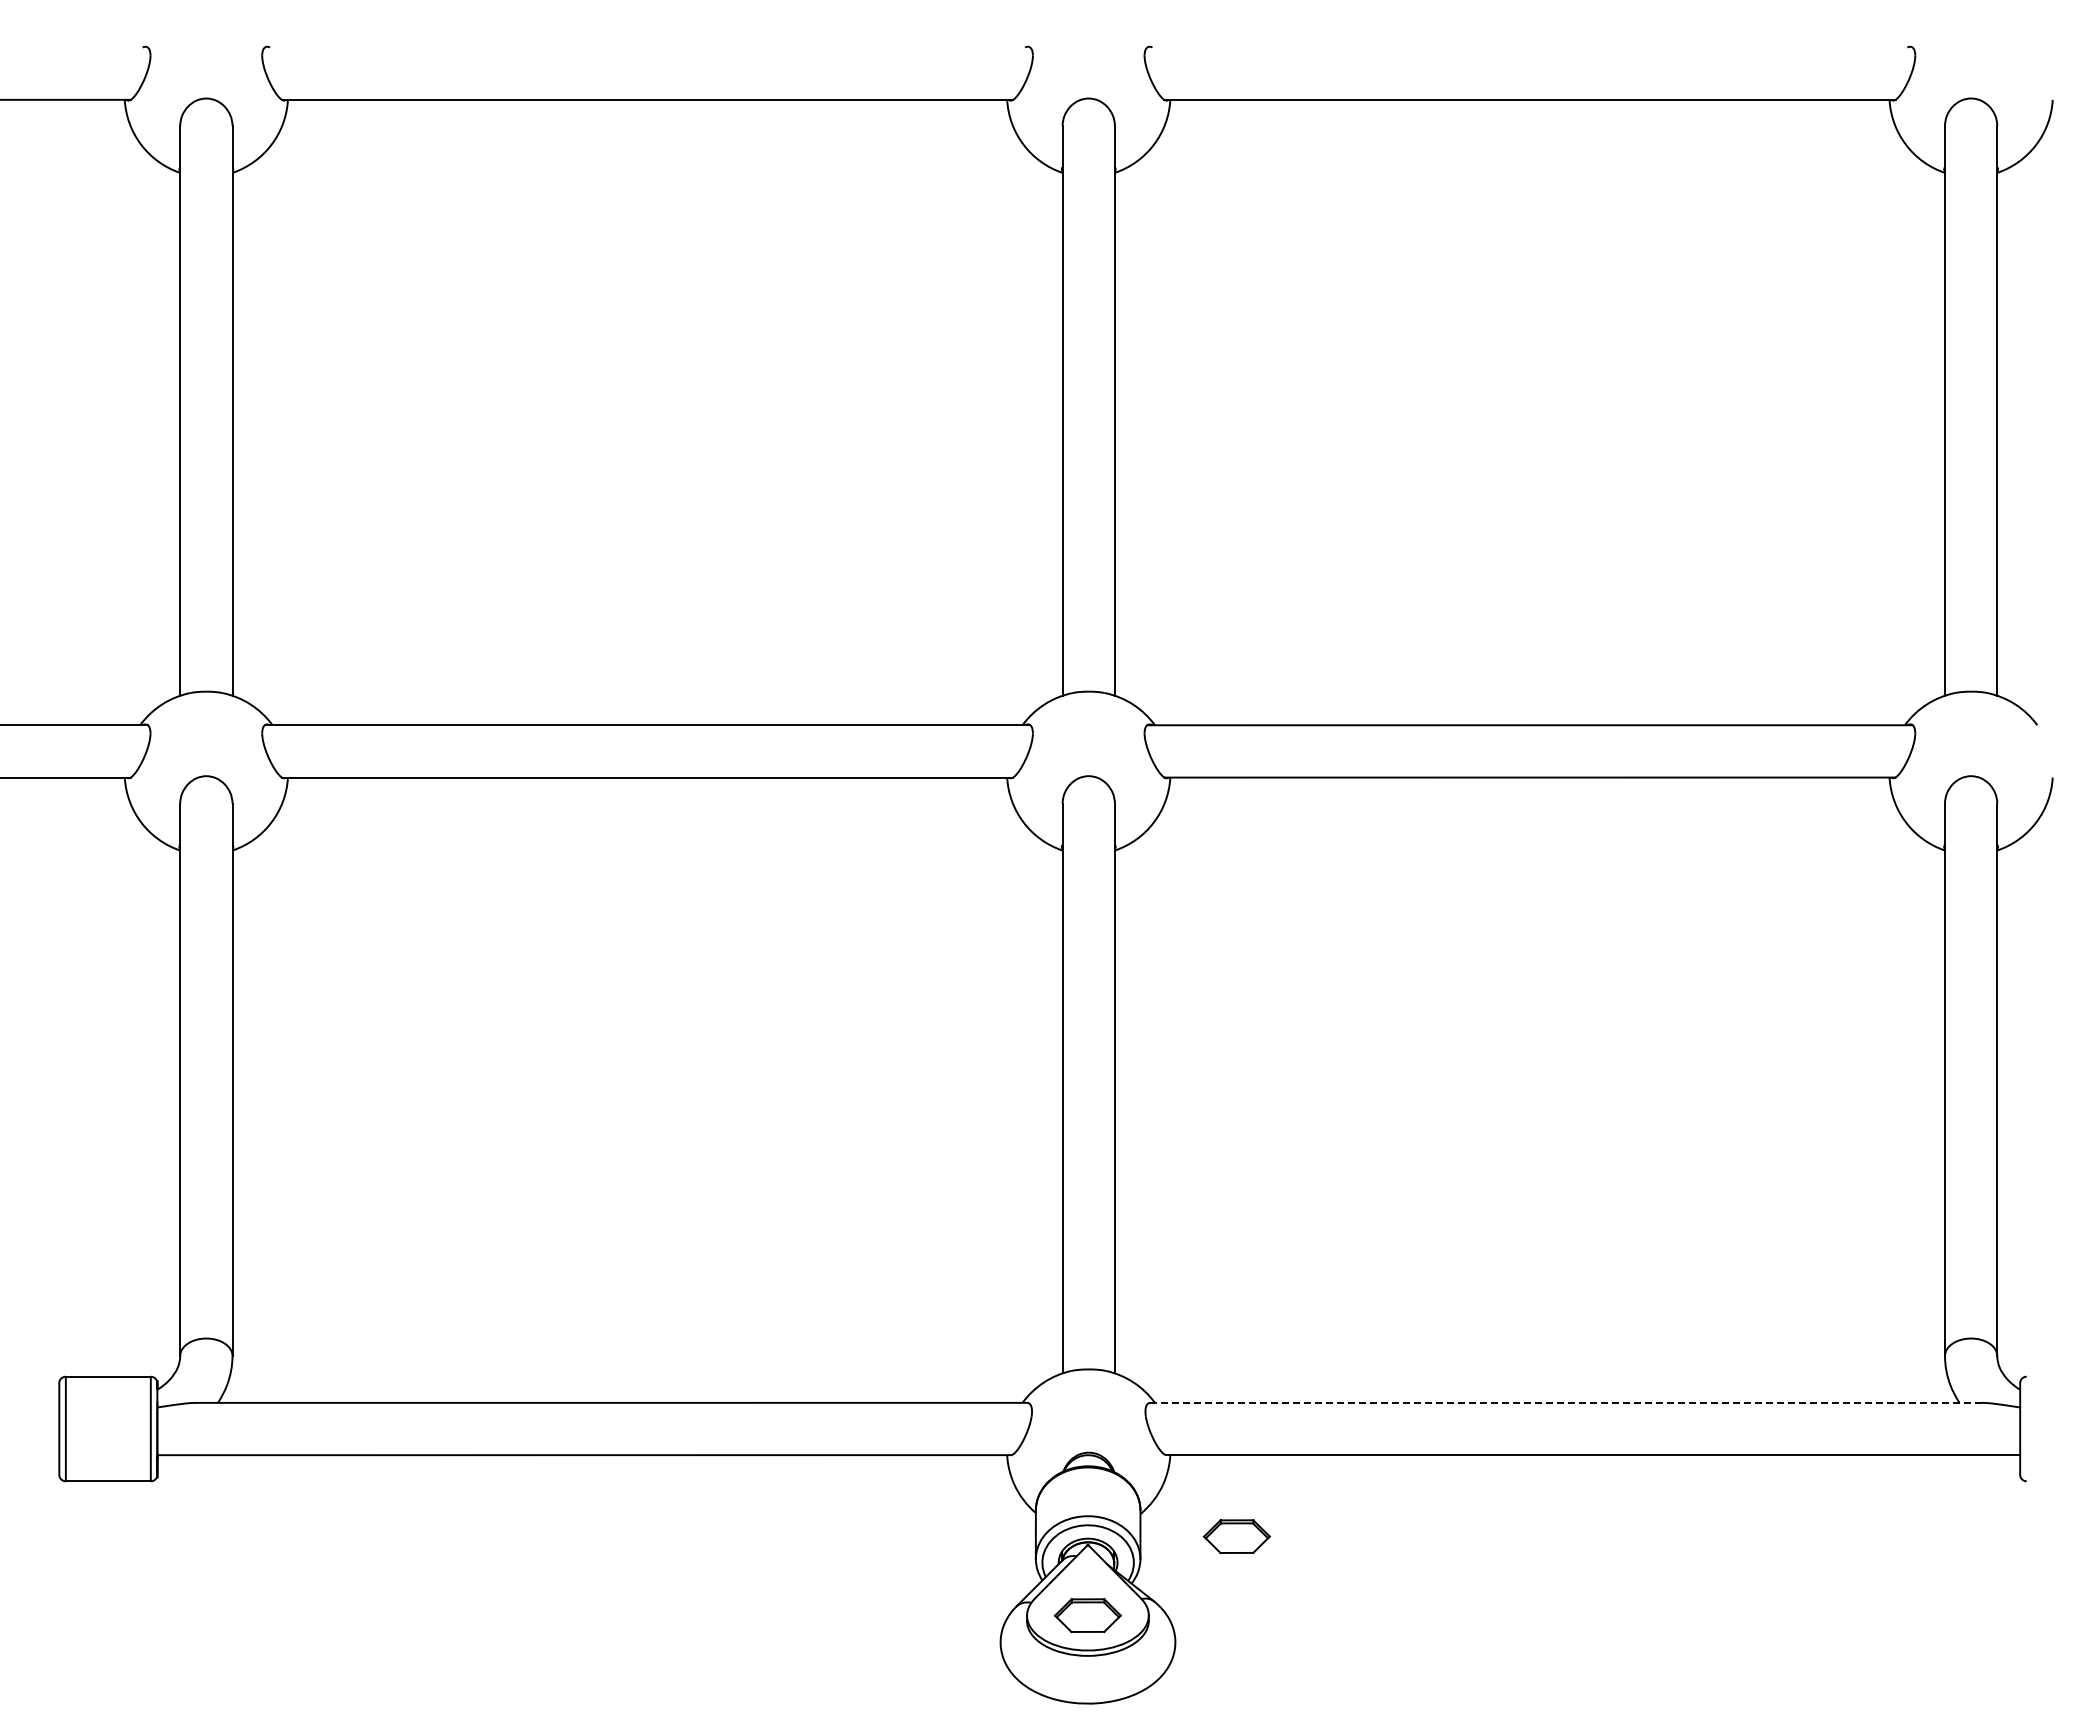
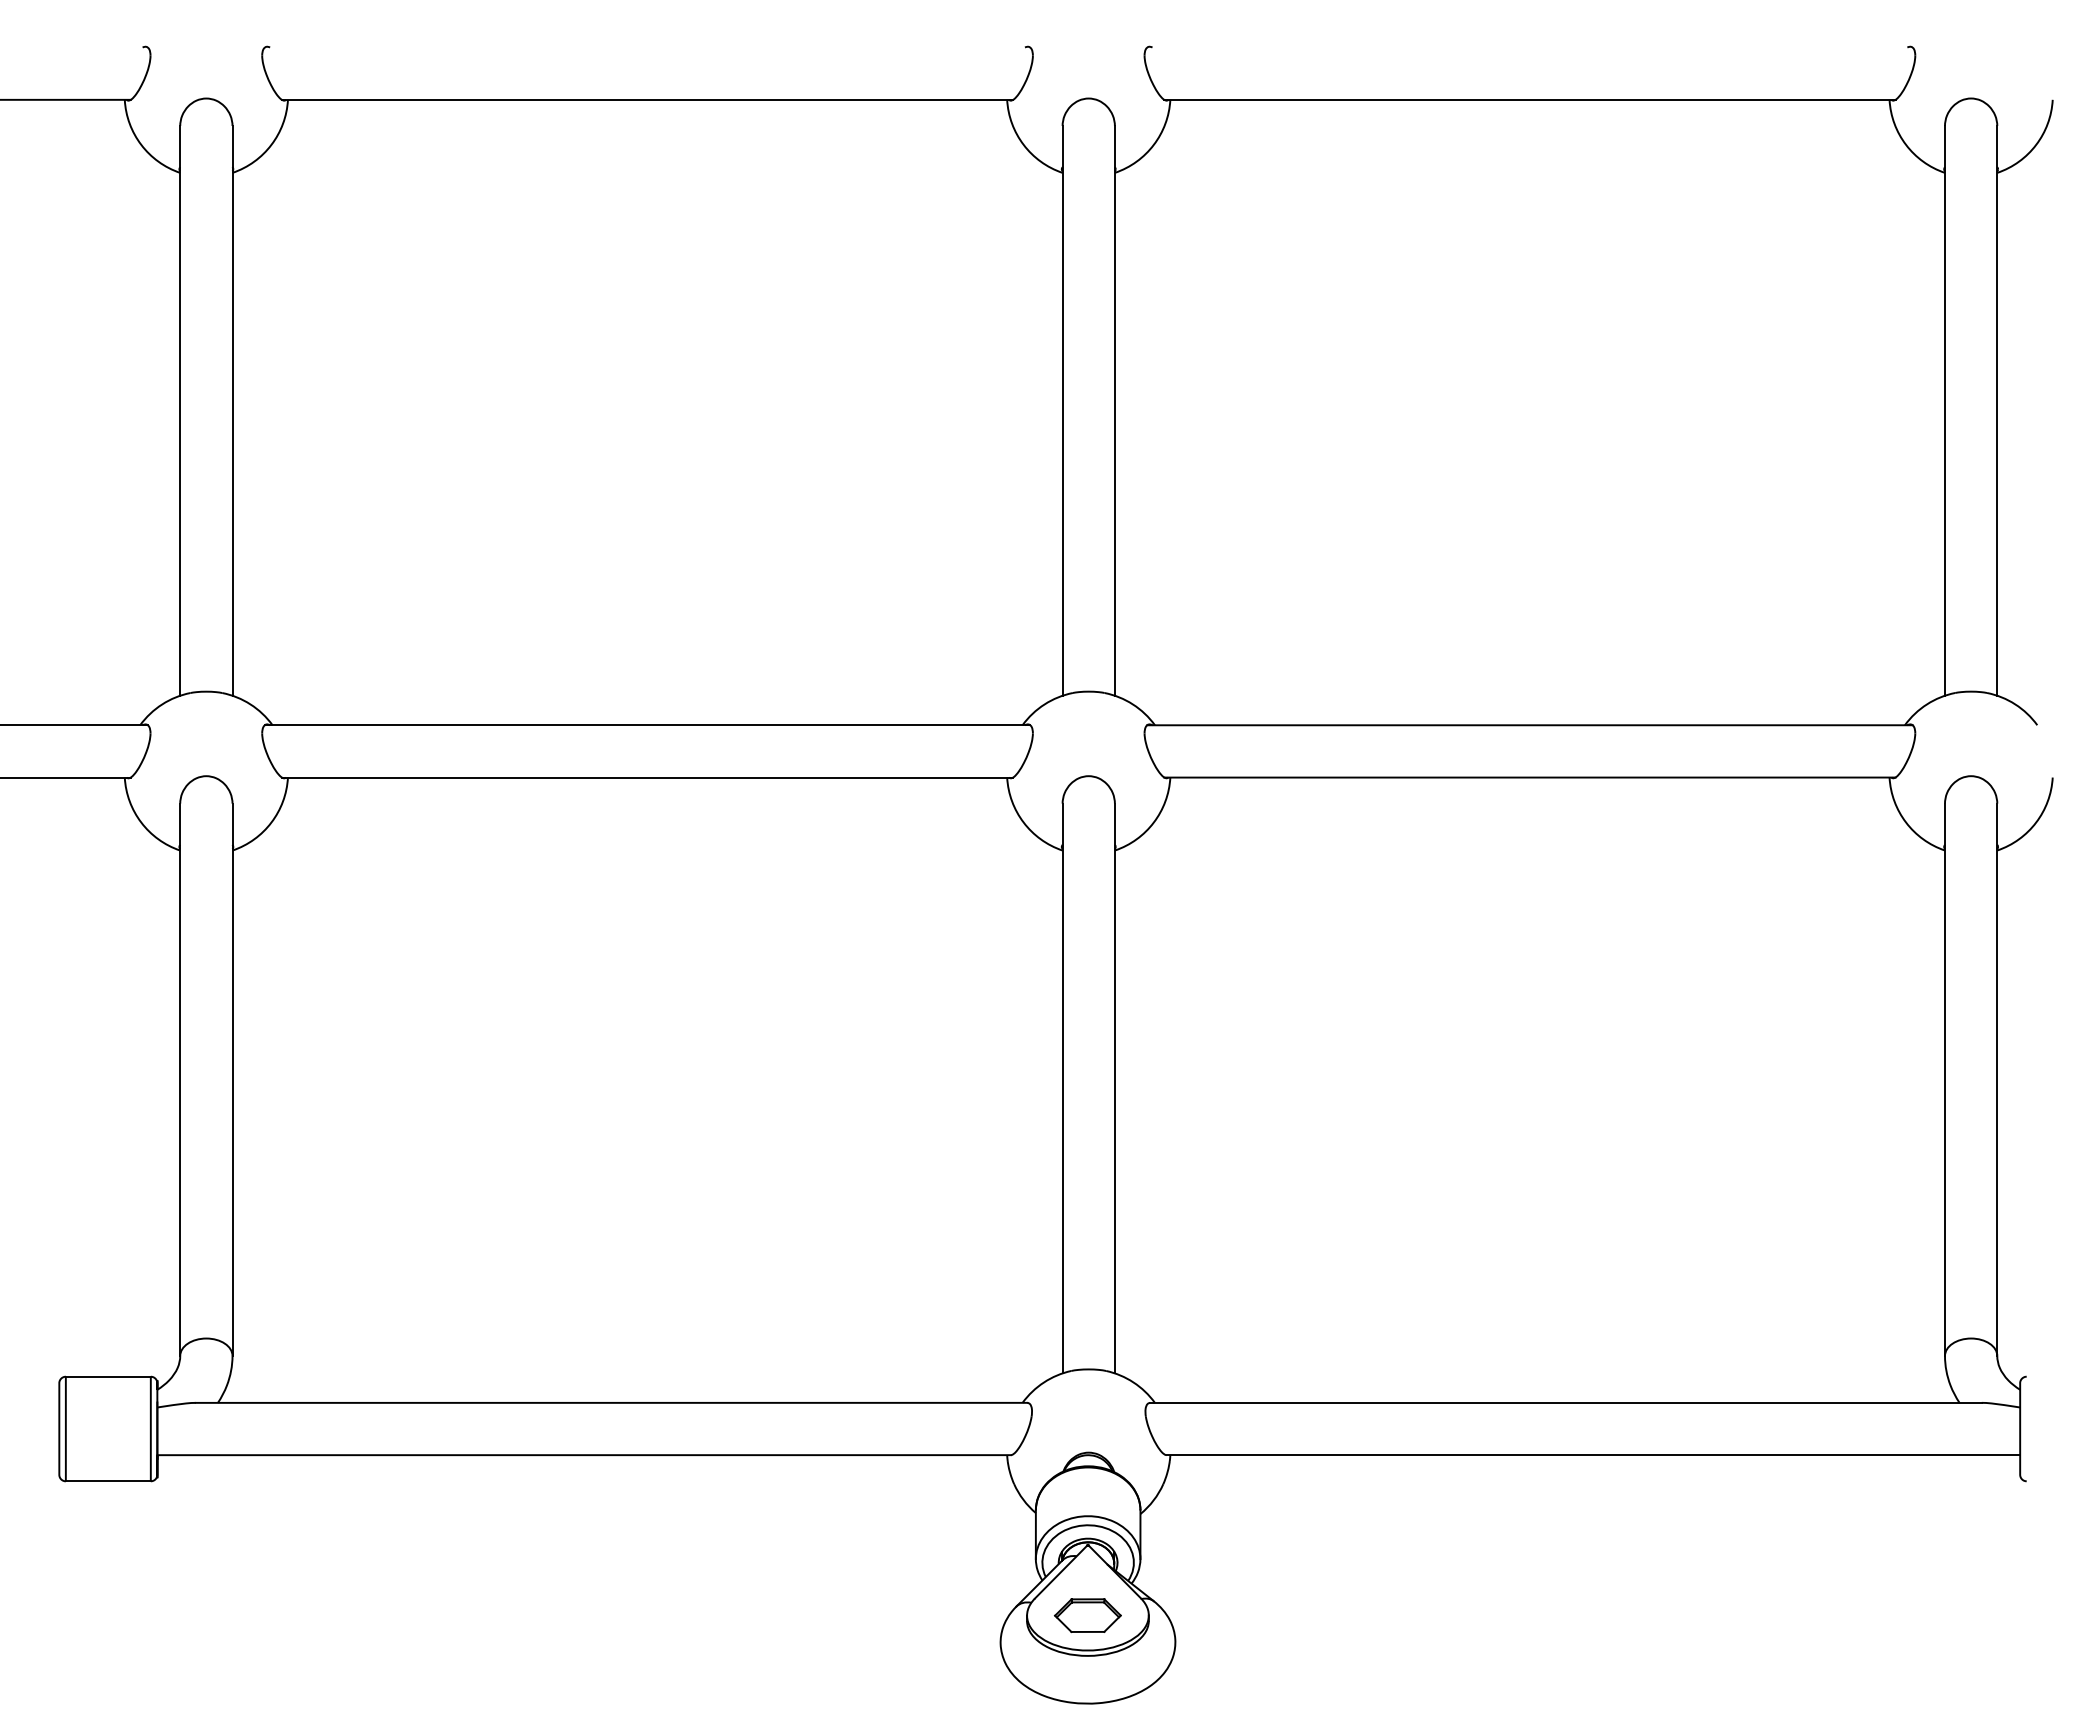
line: dashed -> solid (1566, 1402)
part: present -> none (1236, 1536)
